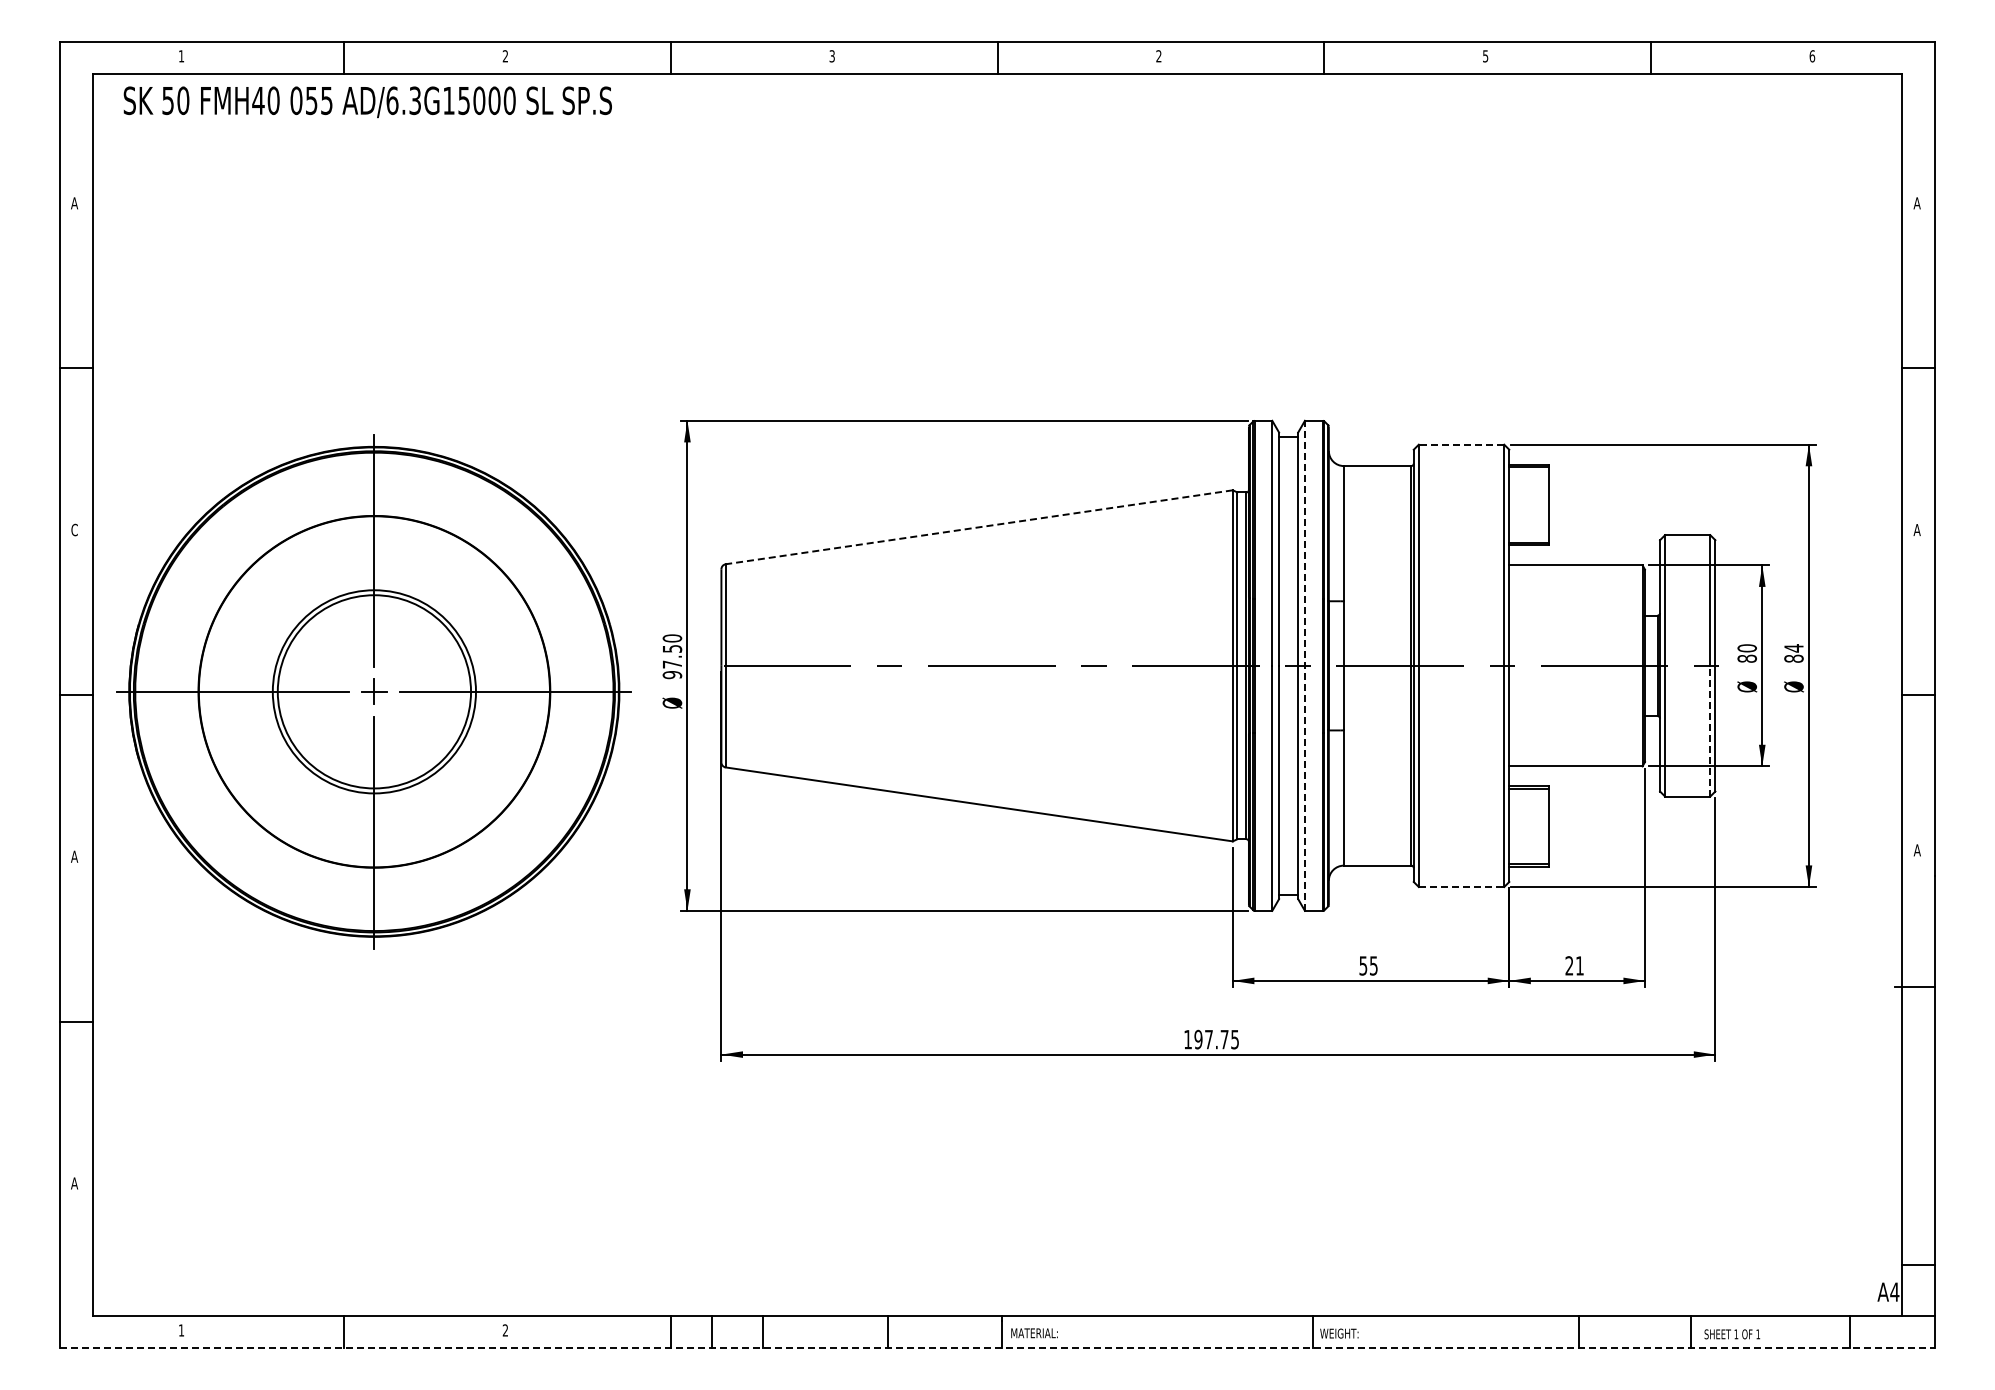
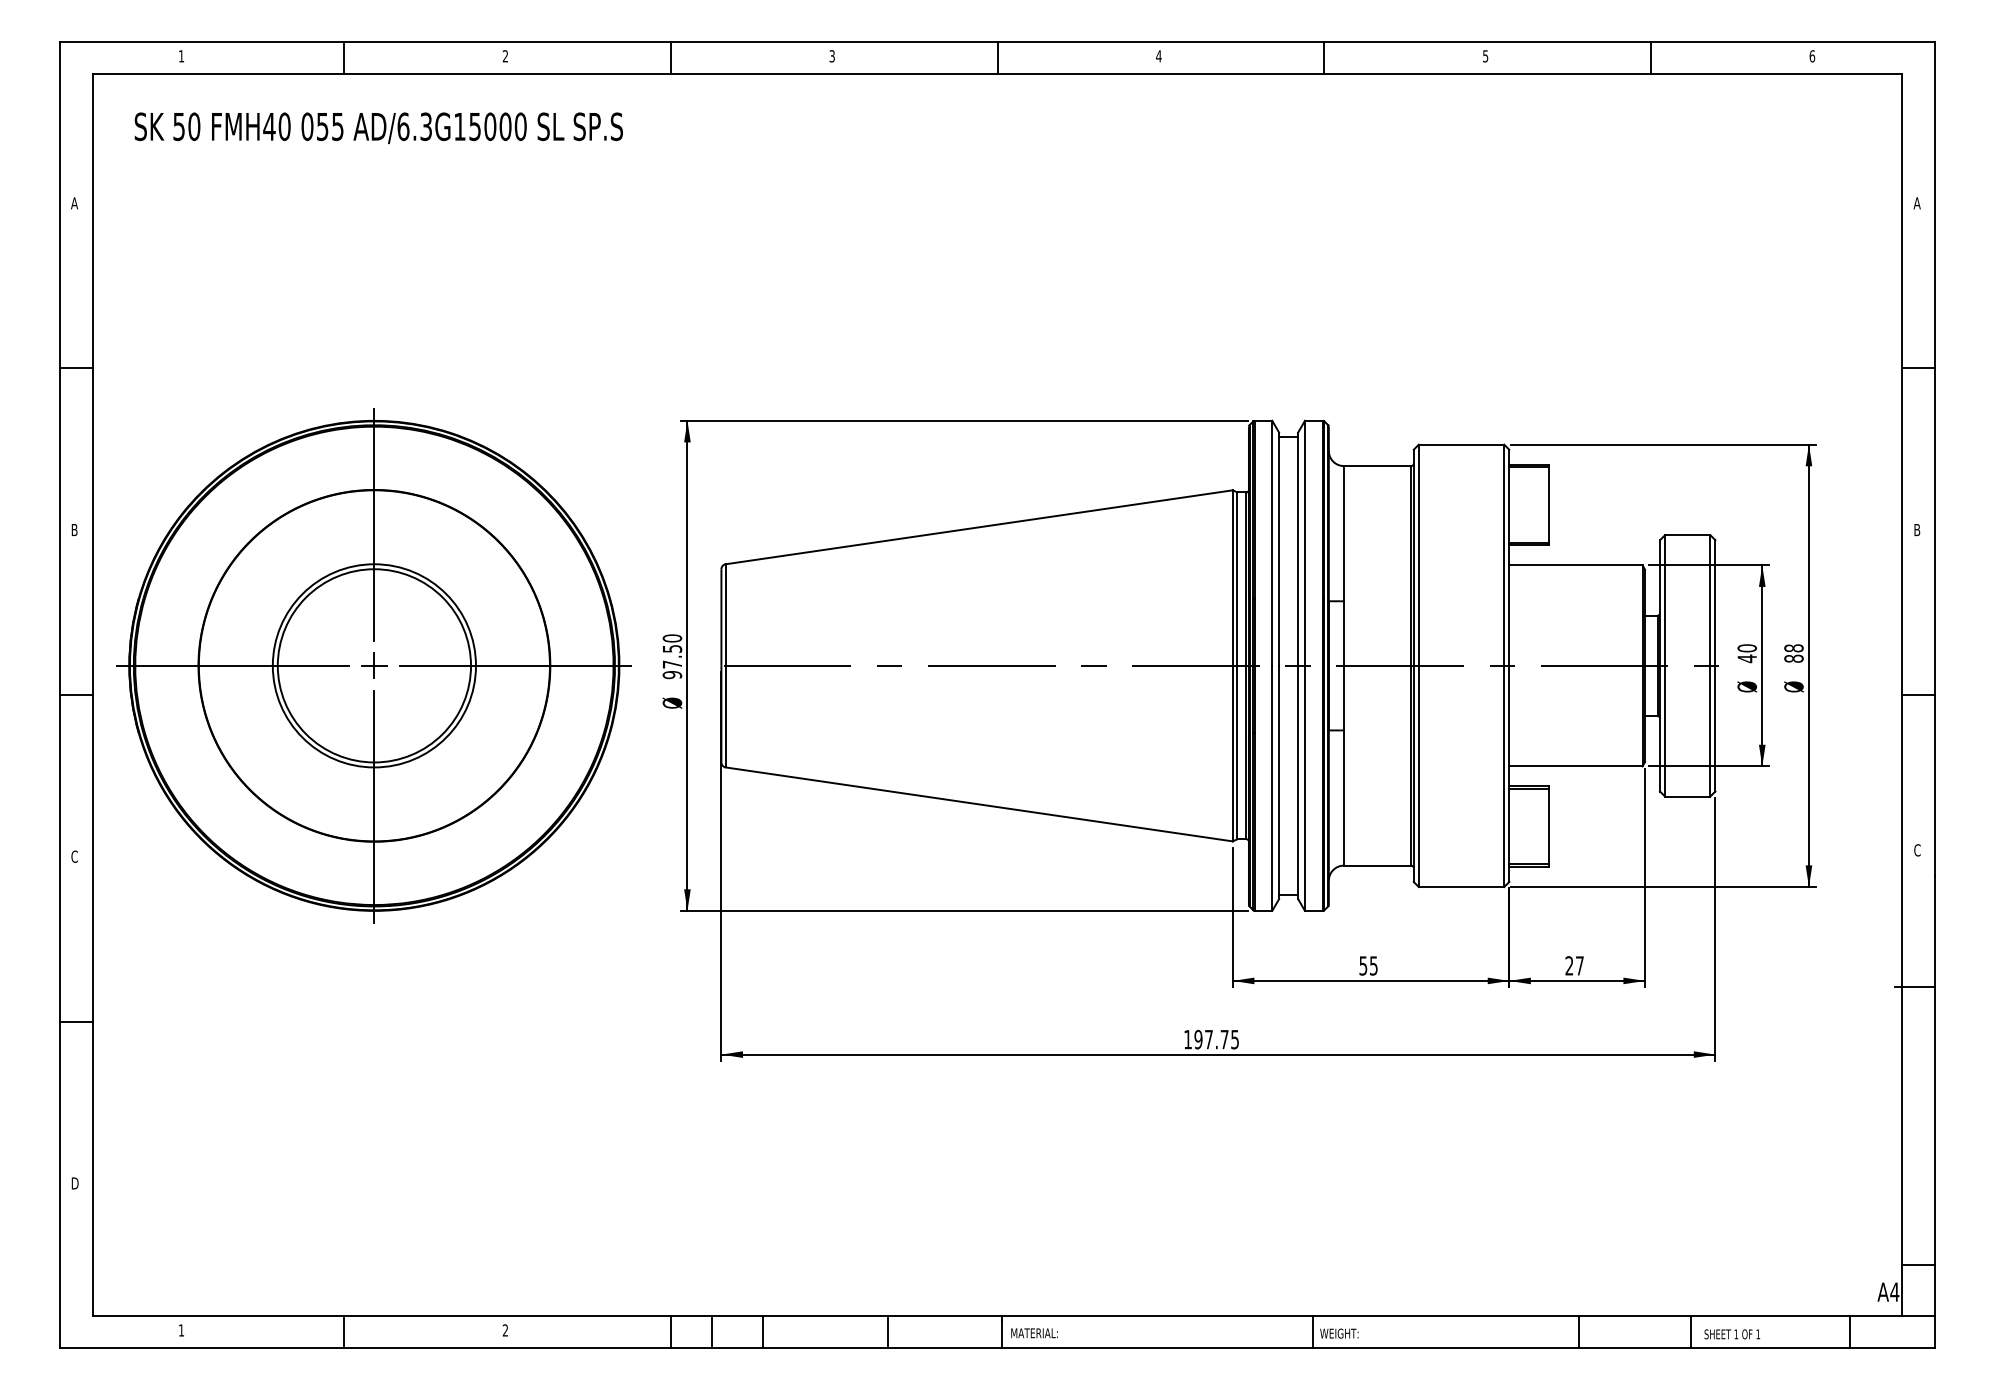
text: 2 -> 4 (1158, 56)
text position: (367, 102) -> (378, 128) (378, 128)
line: dashed -> solid (1461, 444)
line: dashed -> solid (978, 527)
text: C -> B (74, 529)
text: A -> B (1916, 530)
text: 84 -> 88 (1793, 648)
text: 80 -> 40 (1747, 658)
line: dashed -> solid (1304, 665)
part position: (373, 691) -> (373, 665) (373, 665)
line: dashed -> solid (1710, 730)
text: A -> C (1916, 850)
text: A -> C (74, 856)
line: dashed -> solid (1461, 887)
text: 21 -> 27 (1579, 965)
text: A -> D (74, 1183)
line: dashed -> solid (997, 1348)
